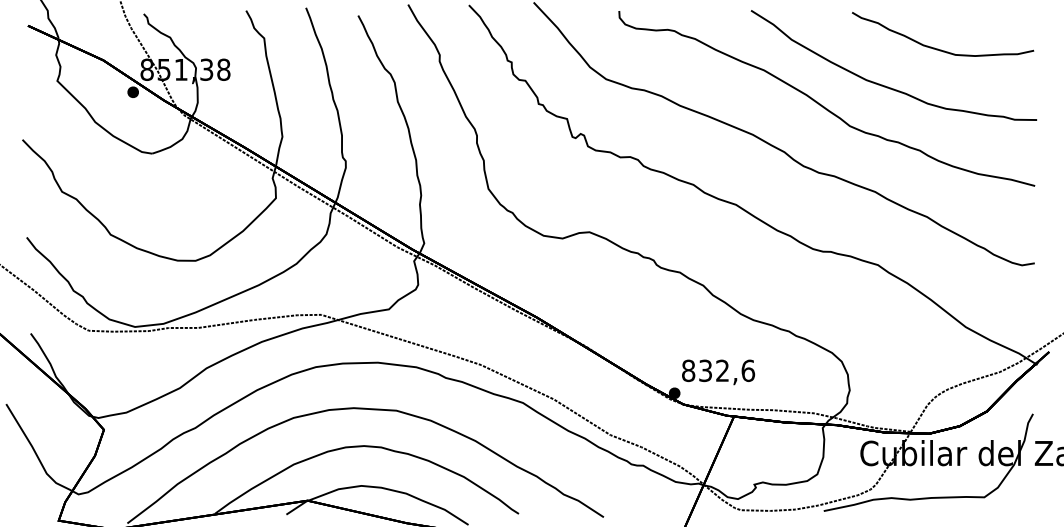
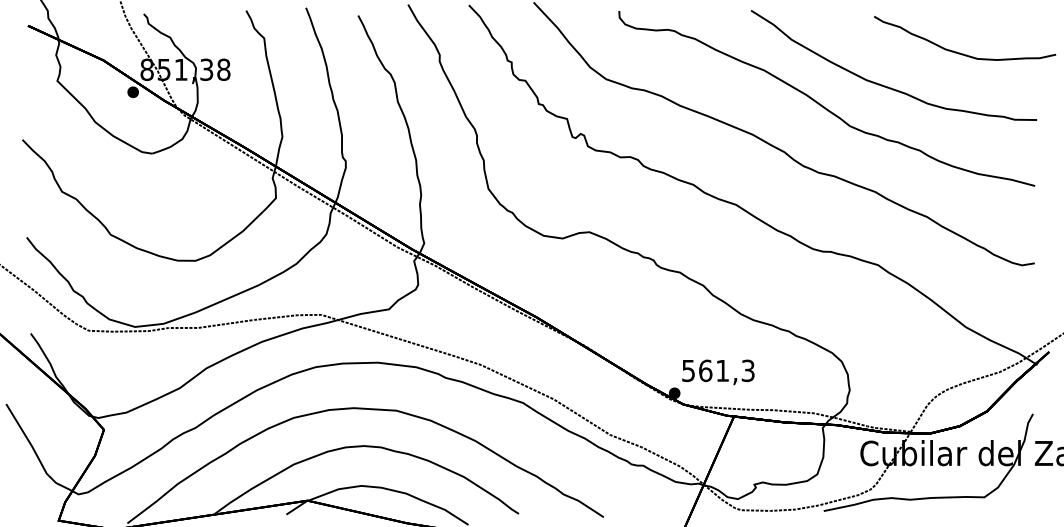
curve position: (938, 48) -> (960, 52) (960, 52)
text: 832,6 -> 561,3 (718, 370)
